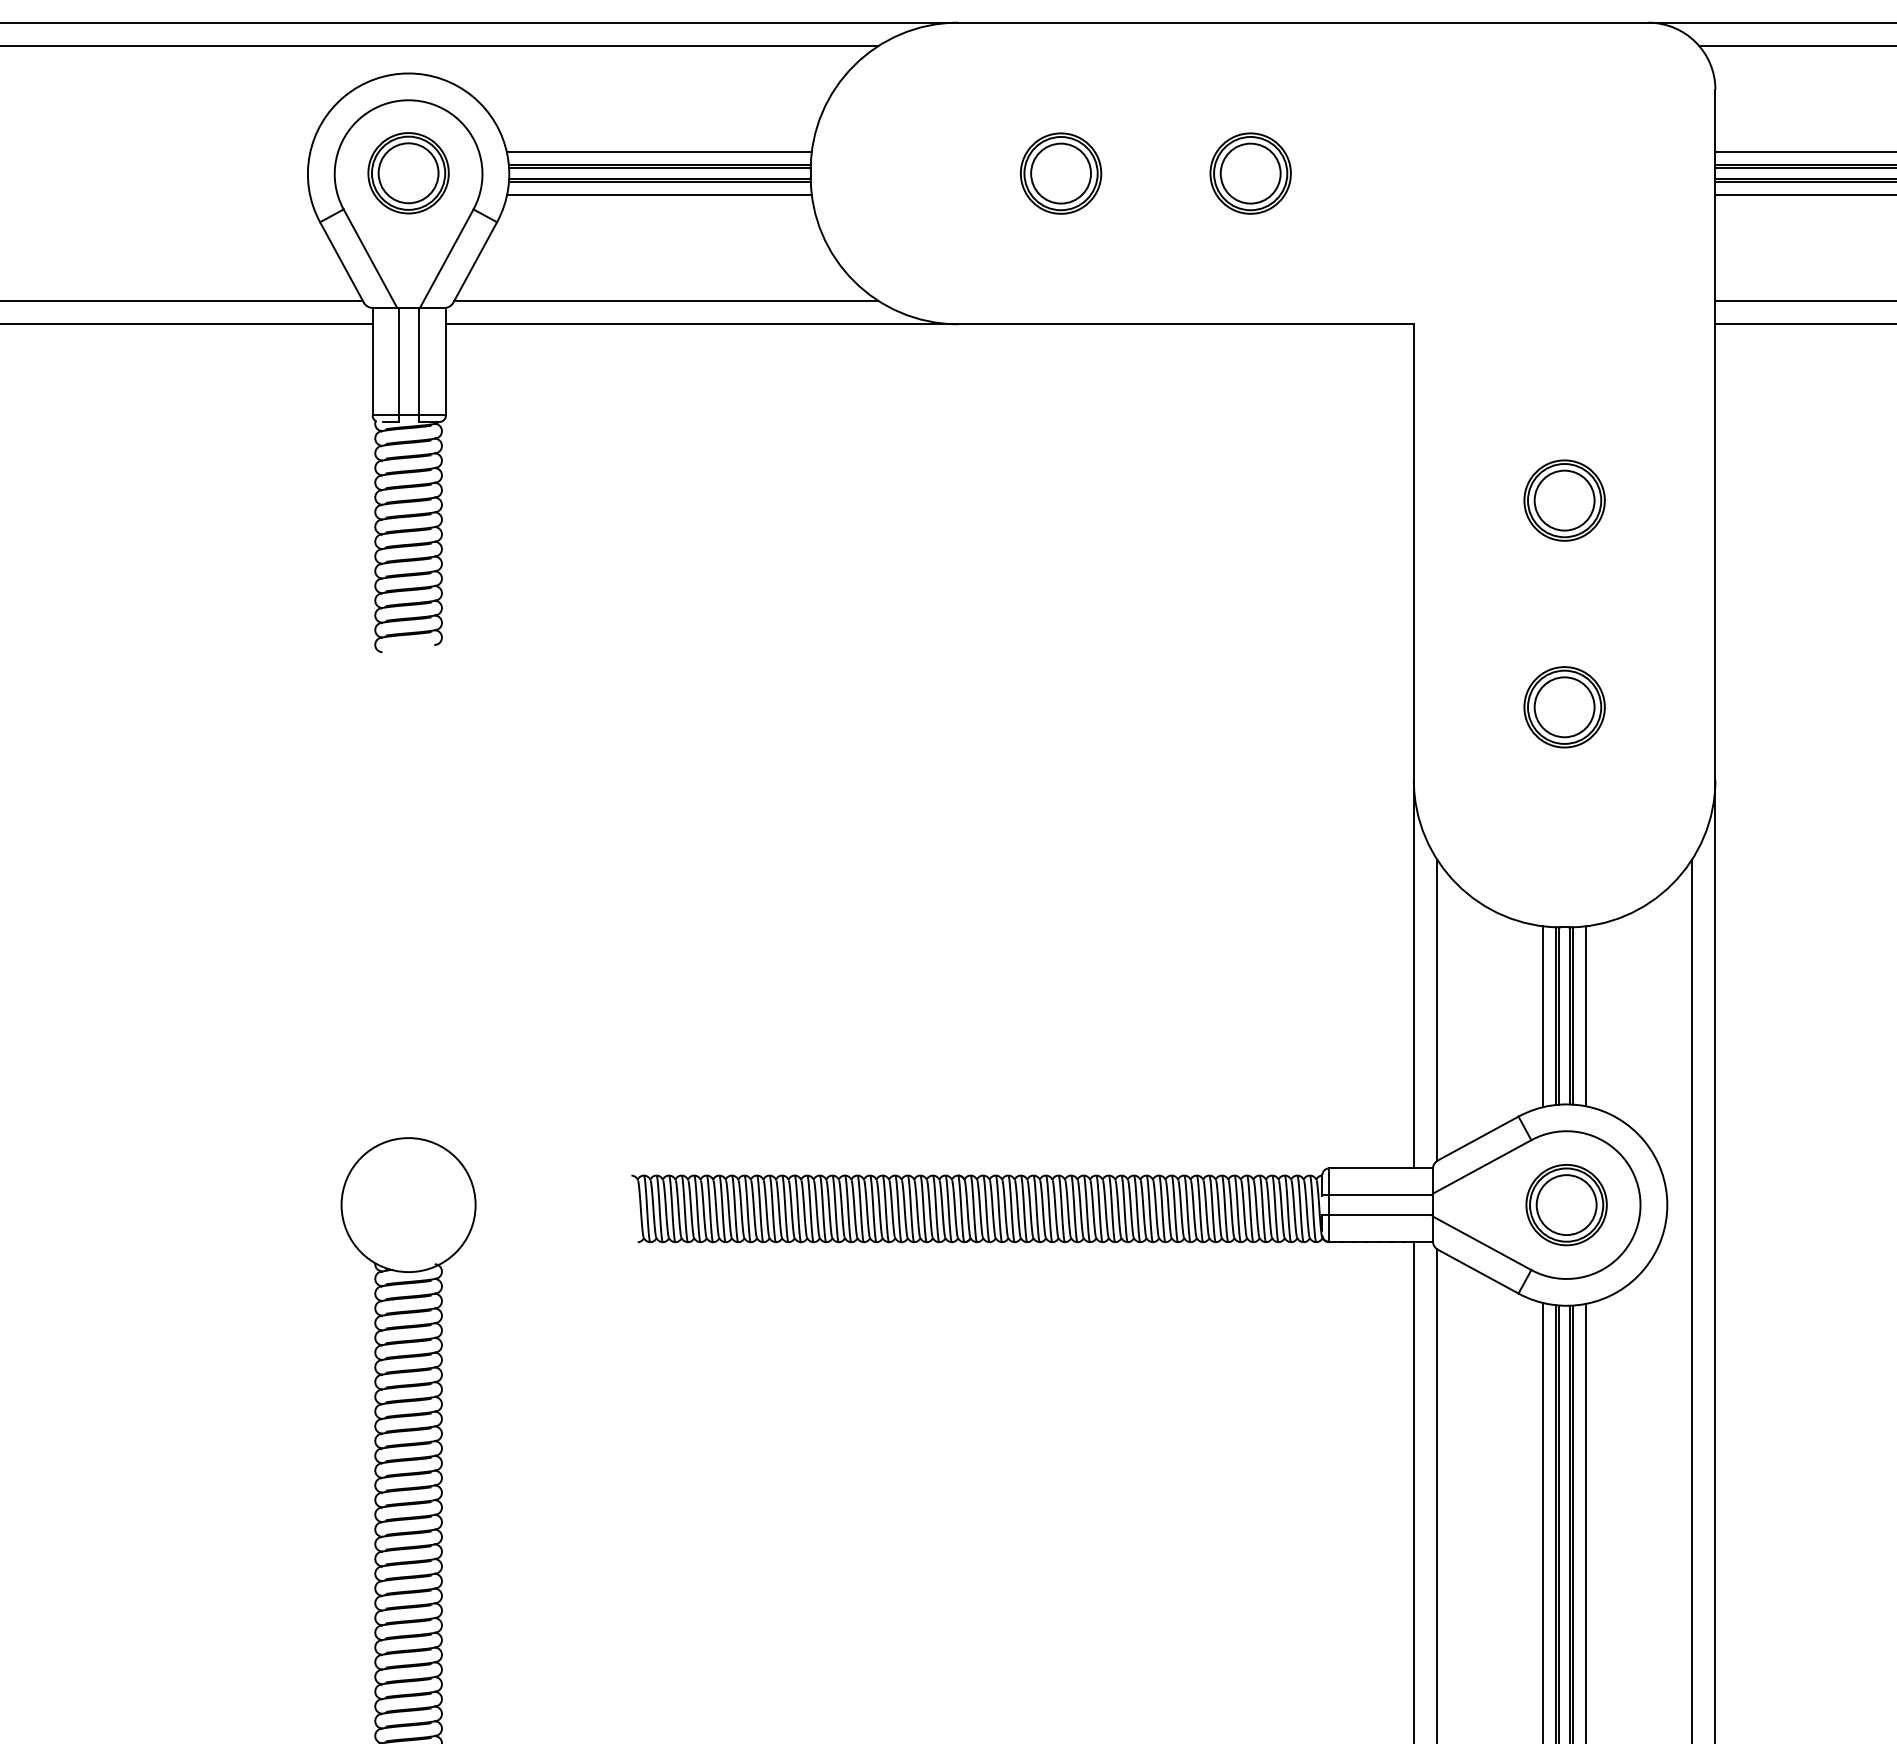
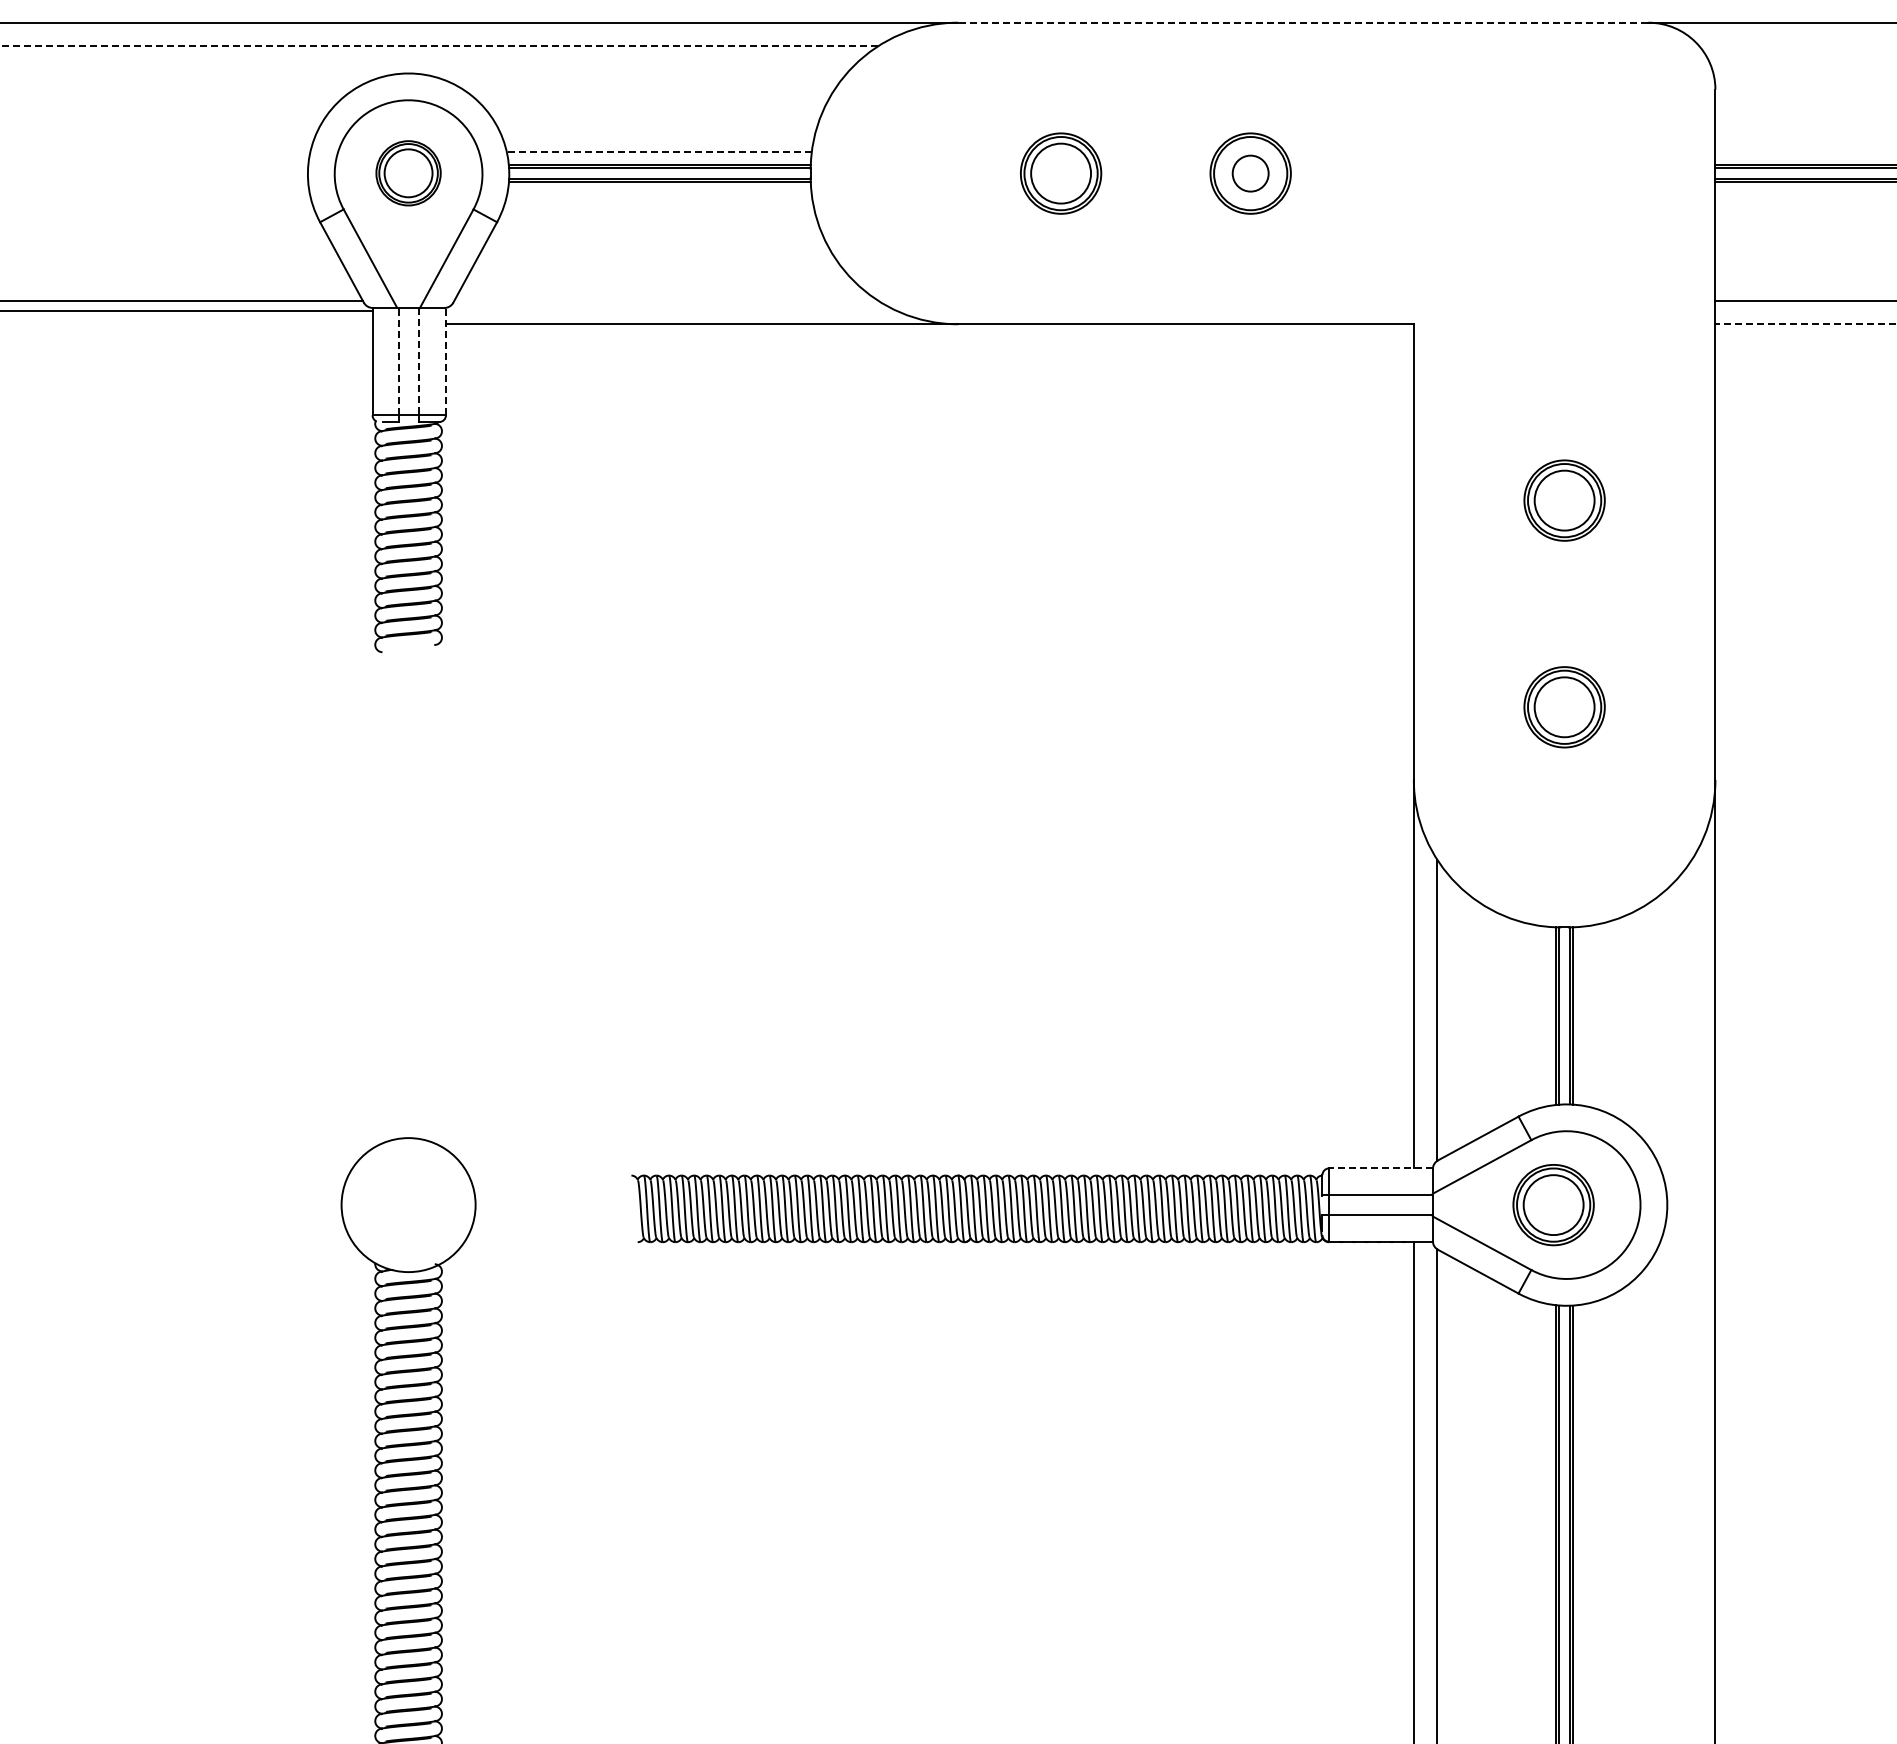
line: solid -> dashed (1302, 22)
line: solid -> dashed (439, 46)
line: present -> none (1796, 46)
line: solid -> dashed (658, 152)
line: present -> none (1804, 152)
part size: 83x83 px -> 67x67 px (408, 173)
circle diameter: 60 px -> 36 px (1250, 173)
line: present -> none (659, 194)
line: present -> none (1804, 194)
line: present -> none (666, 300)
line position: (187, 324) -> (187, 311) (187, 311)
line: solid -> dashed (1805, 324)
line: solid -> dashed (399, 361)
line: solid -> dashed (419, 361)
line: solid -> dashed (445, 361)
line: present -> none (1543, 1016)
line: present -> none (1586, 1016)
line: solid -> dashed (1381, 1168)
part position: (1566, 1205) -> (1553, 1205) (1553, 1205)
line: present -> none (1691, 1299)
line: present -> none (1543, 1521)
line: present -> none (1586, 1521)
